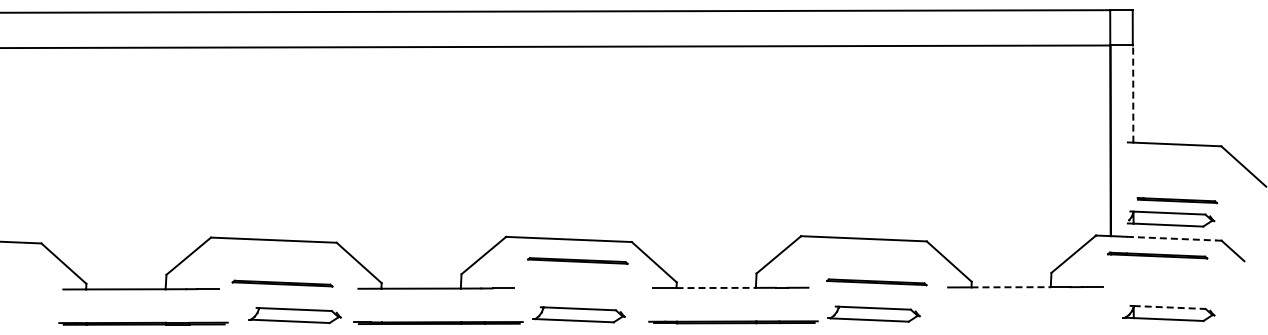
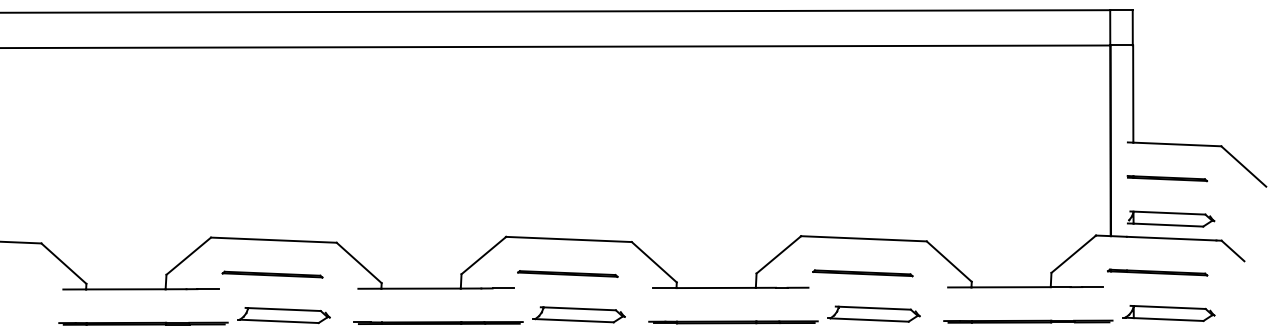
line: dashed -> solid (1133, 94)
line position: (1177, 200) -> (1167, 178) (1167, 178)
line: dashed -> solid (1171, 238)
line position: (1157, 255) -> (1157, 272) (1157, 272)
line position: (577, 260) -> (567, 273) (567, 273)
line position: (876, 282) -> (862, 273) (862, 273)
line position: (282, 283) -> (272, 274) (272, 274)
line: dashed -> solid (716, 287)
line: dashed -> solid (1011, 287)
line: dashed -> solid (1170, 307)
part position: (294, 315) -> (283, 315) (283, 315)
line: none -> present (1028, 321)
